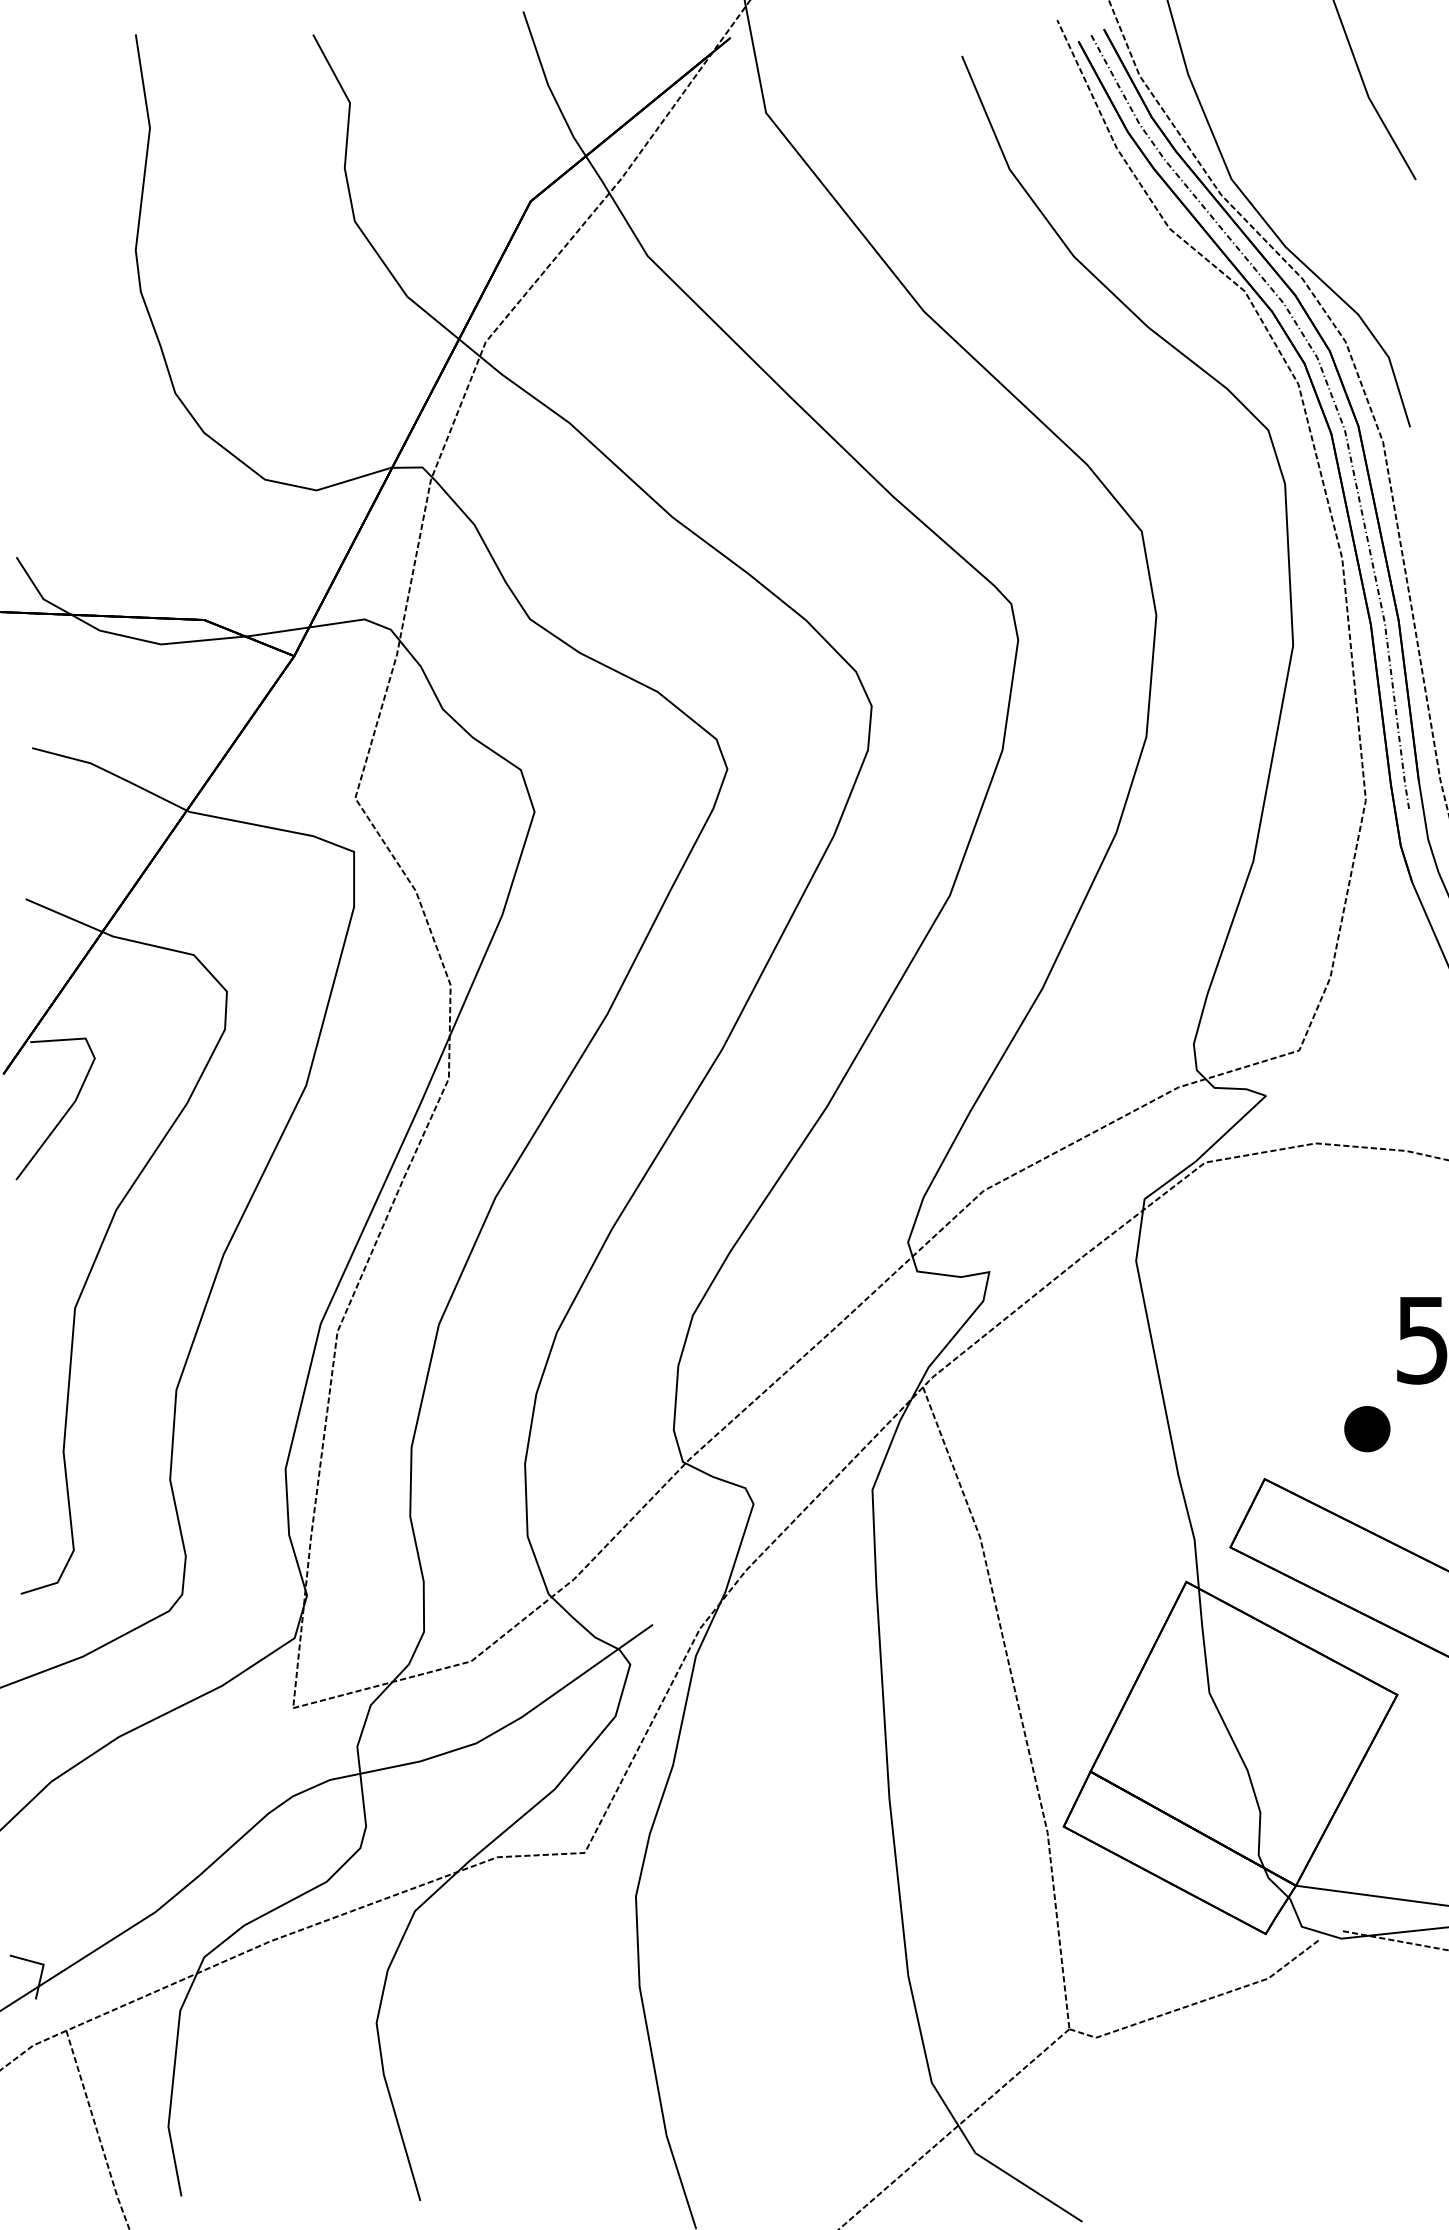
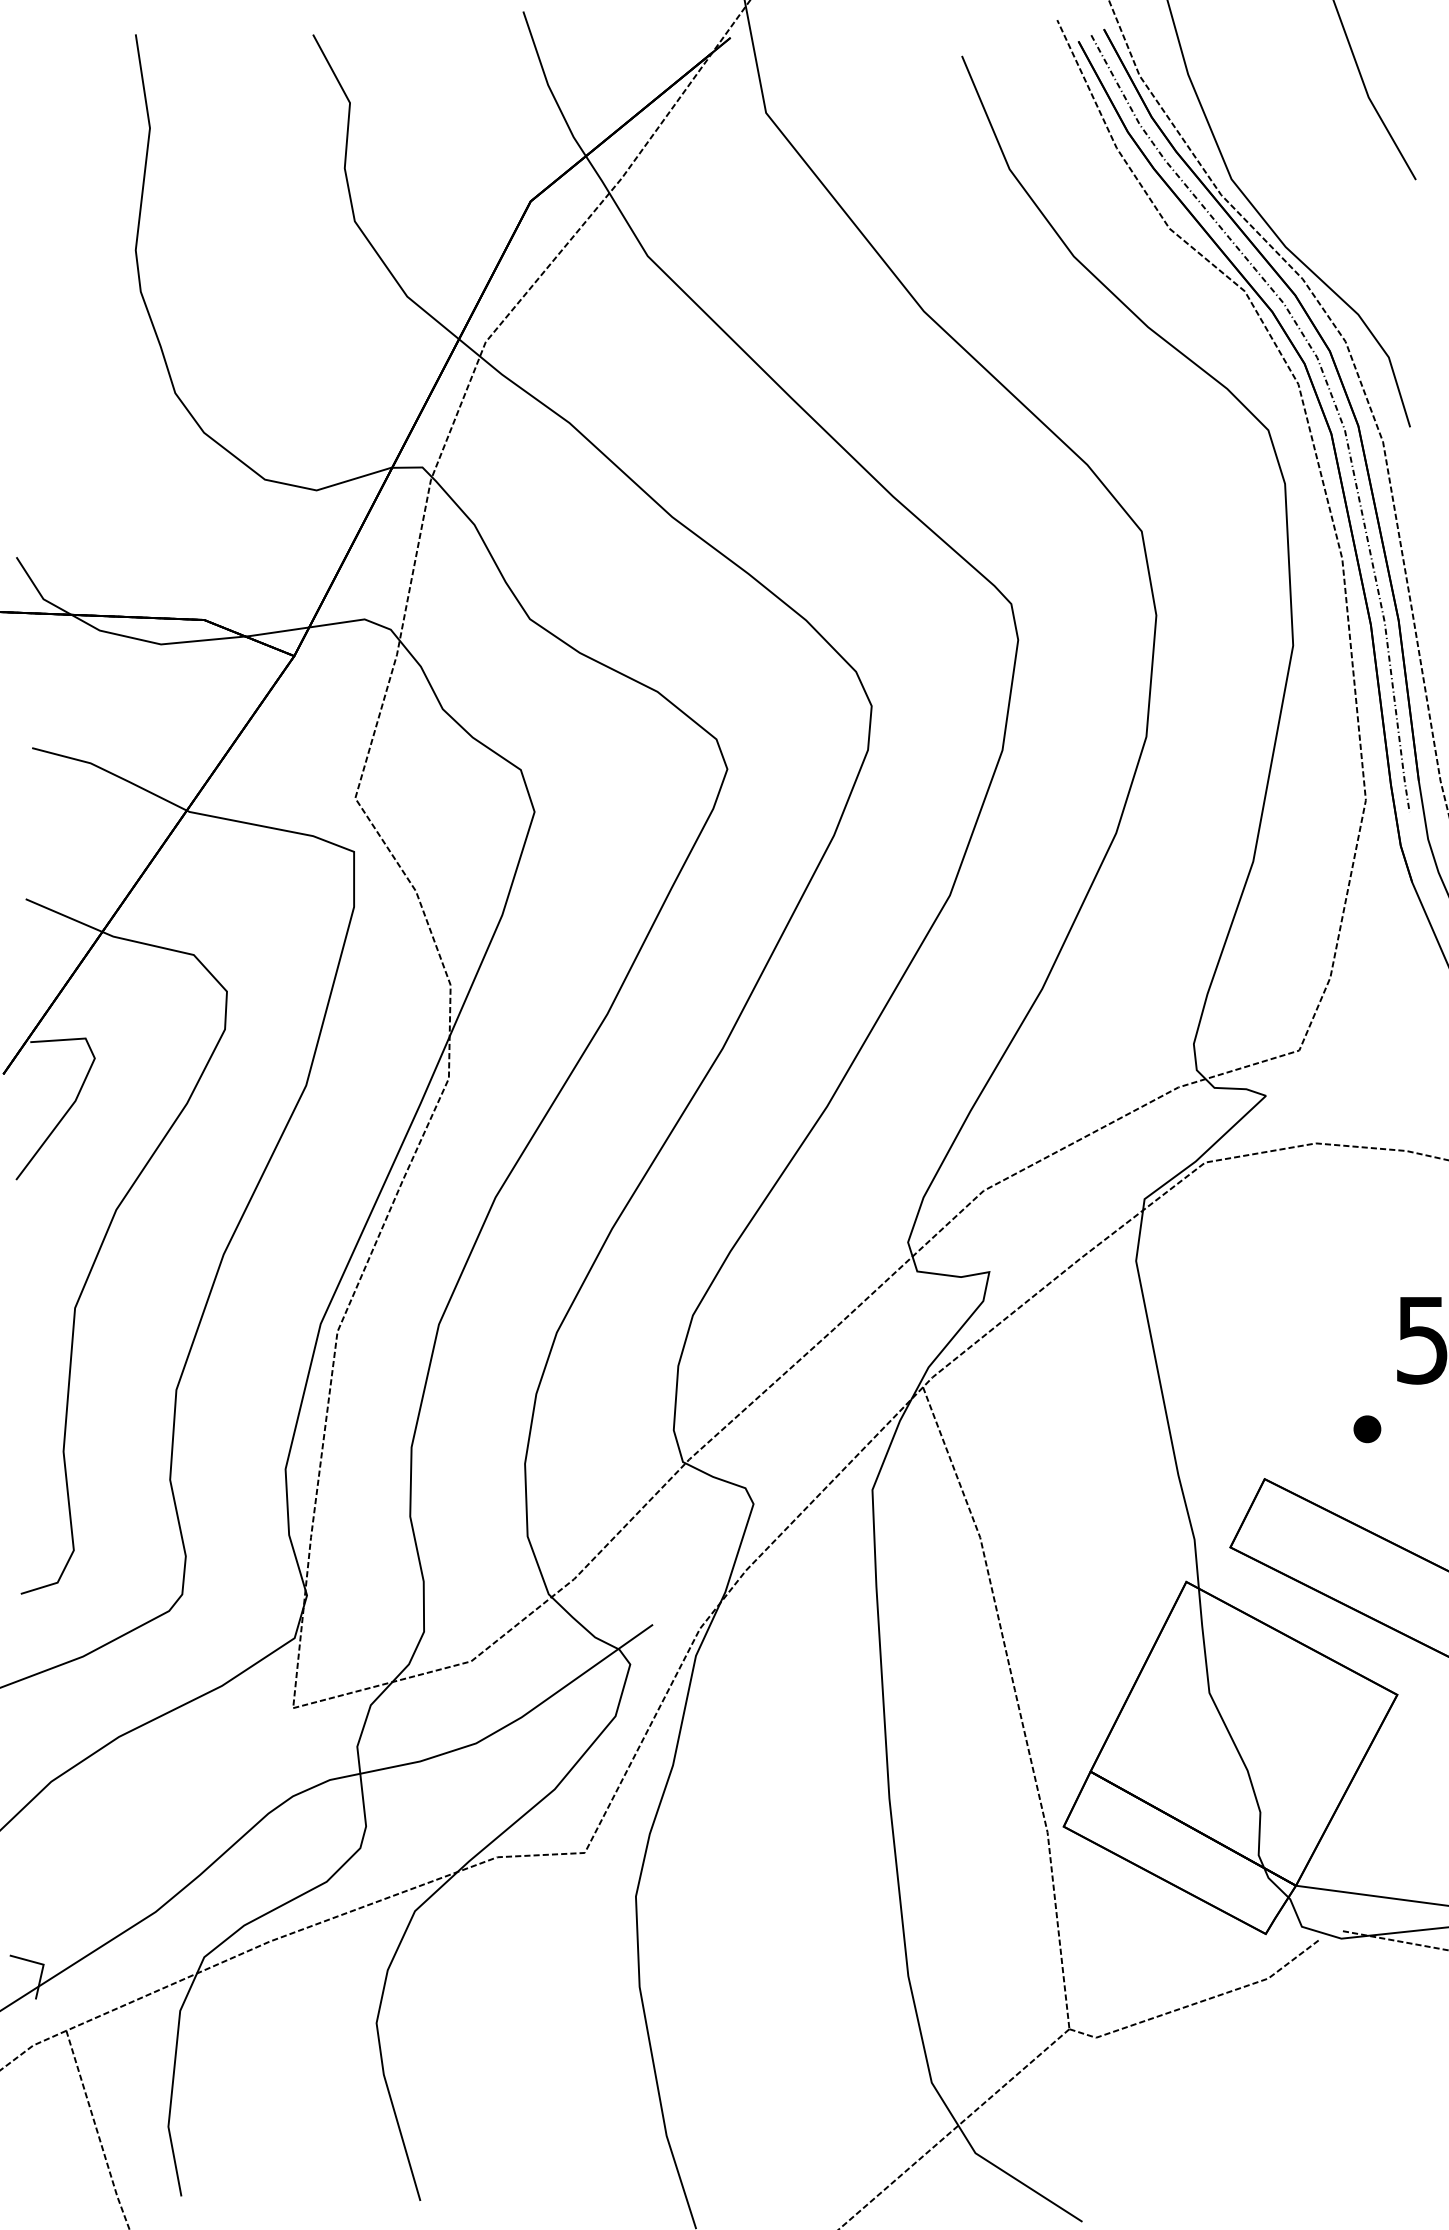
part size: 47x47 px -> 29x29 px (1367, 1429)
